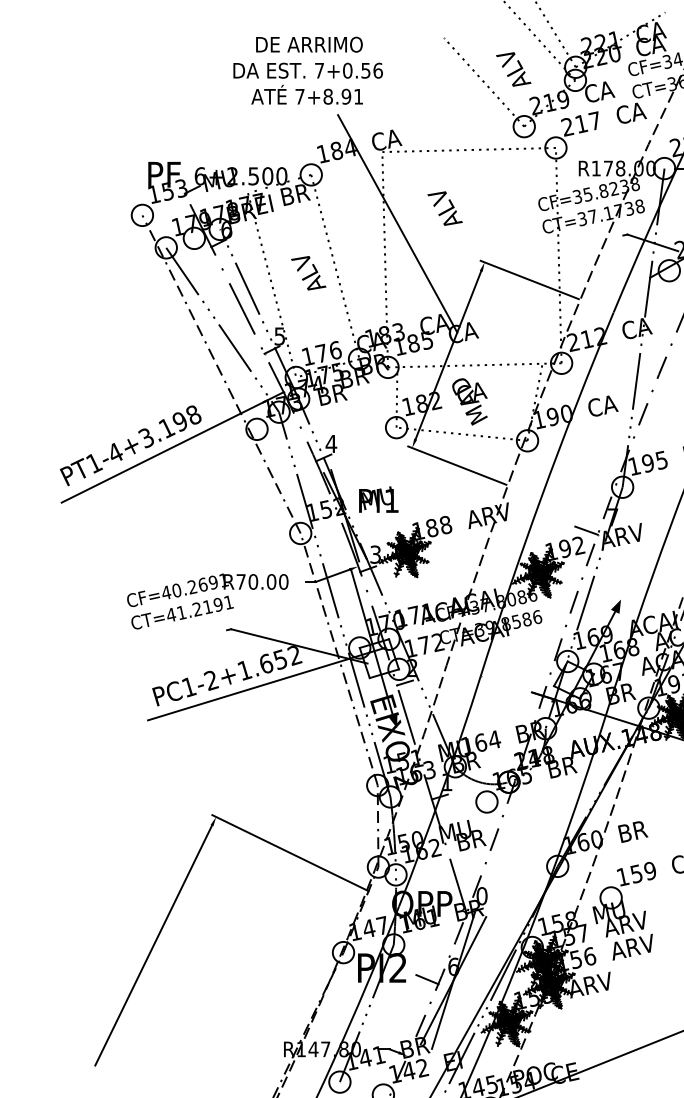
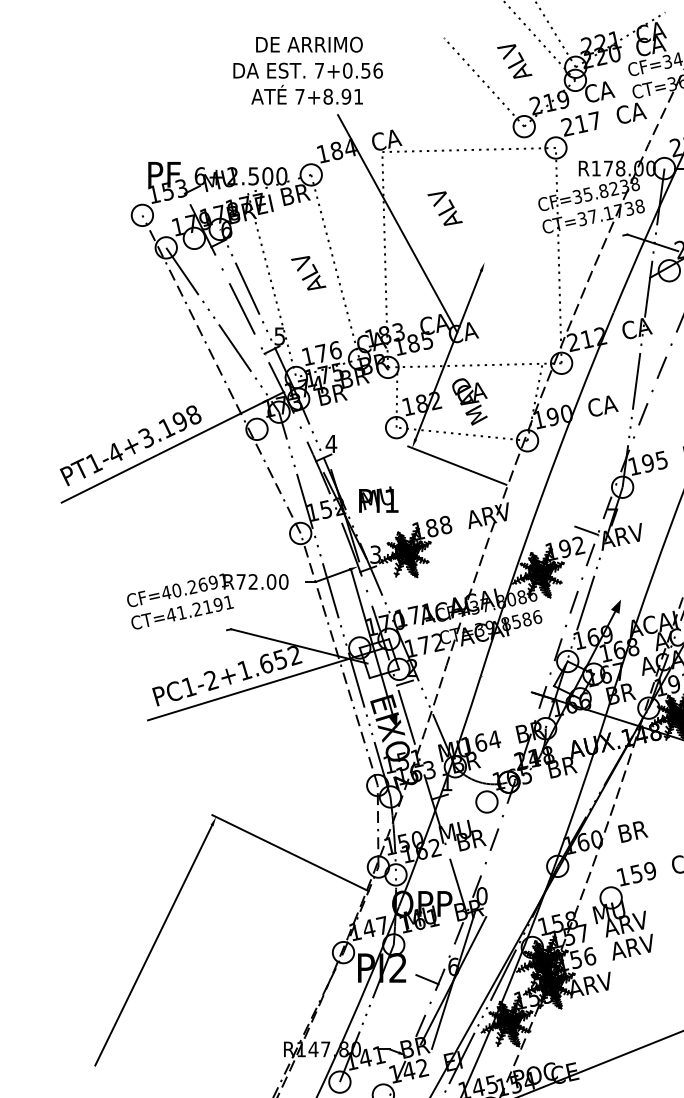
text position: (513, 69) -> (514, 61) (514, 61)
line: present -> none (529, 279)
text: R70.00 -> R72.00 (253, 581)
